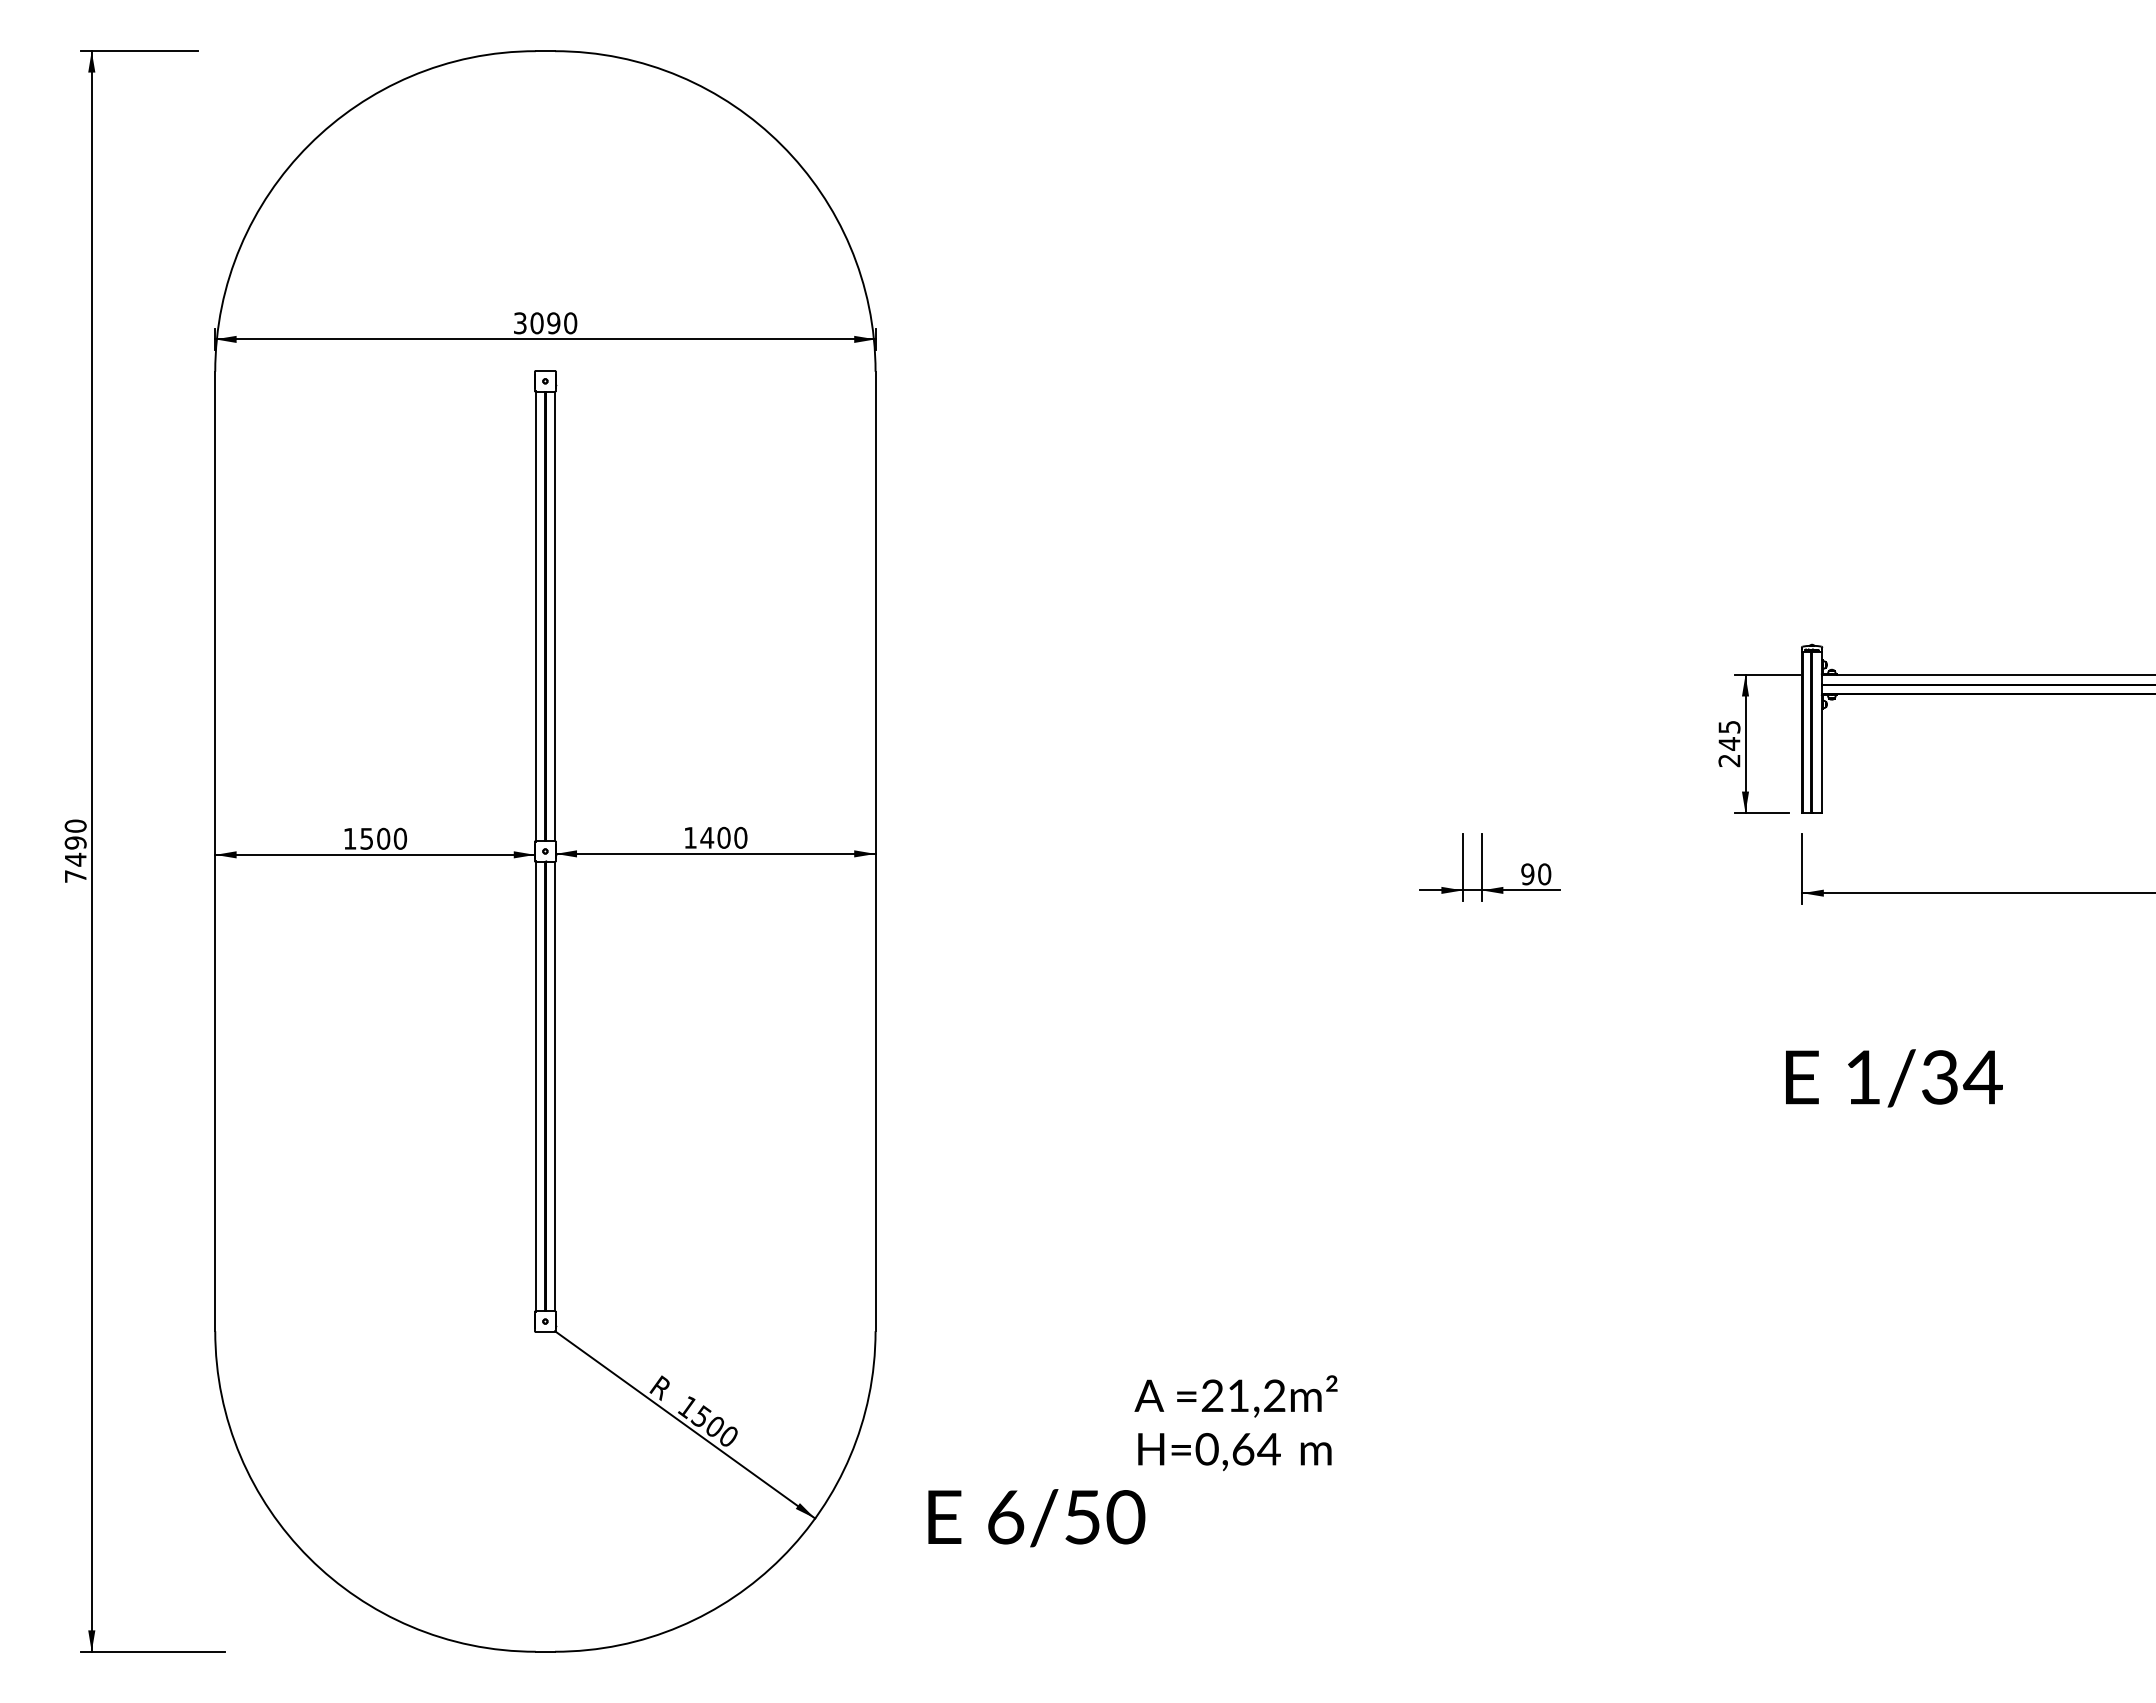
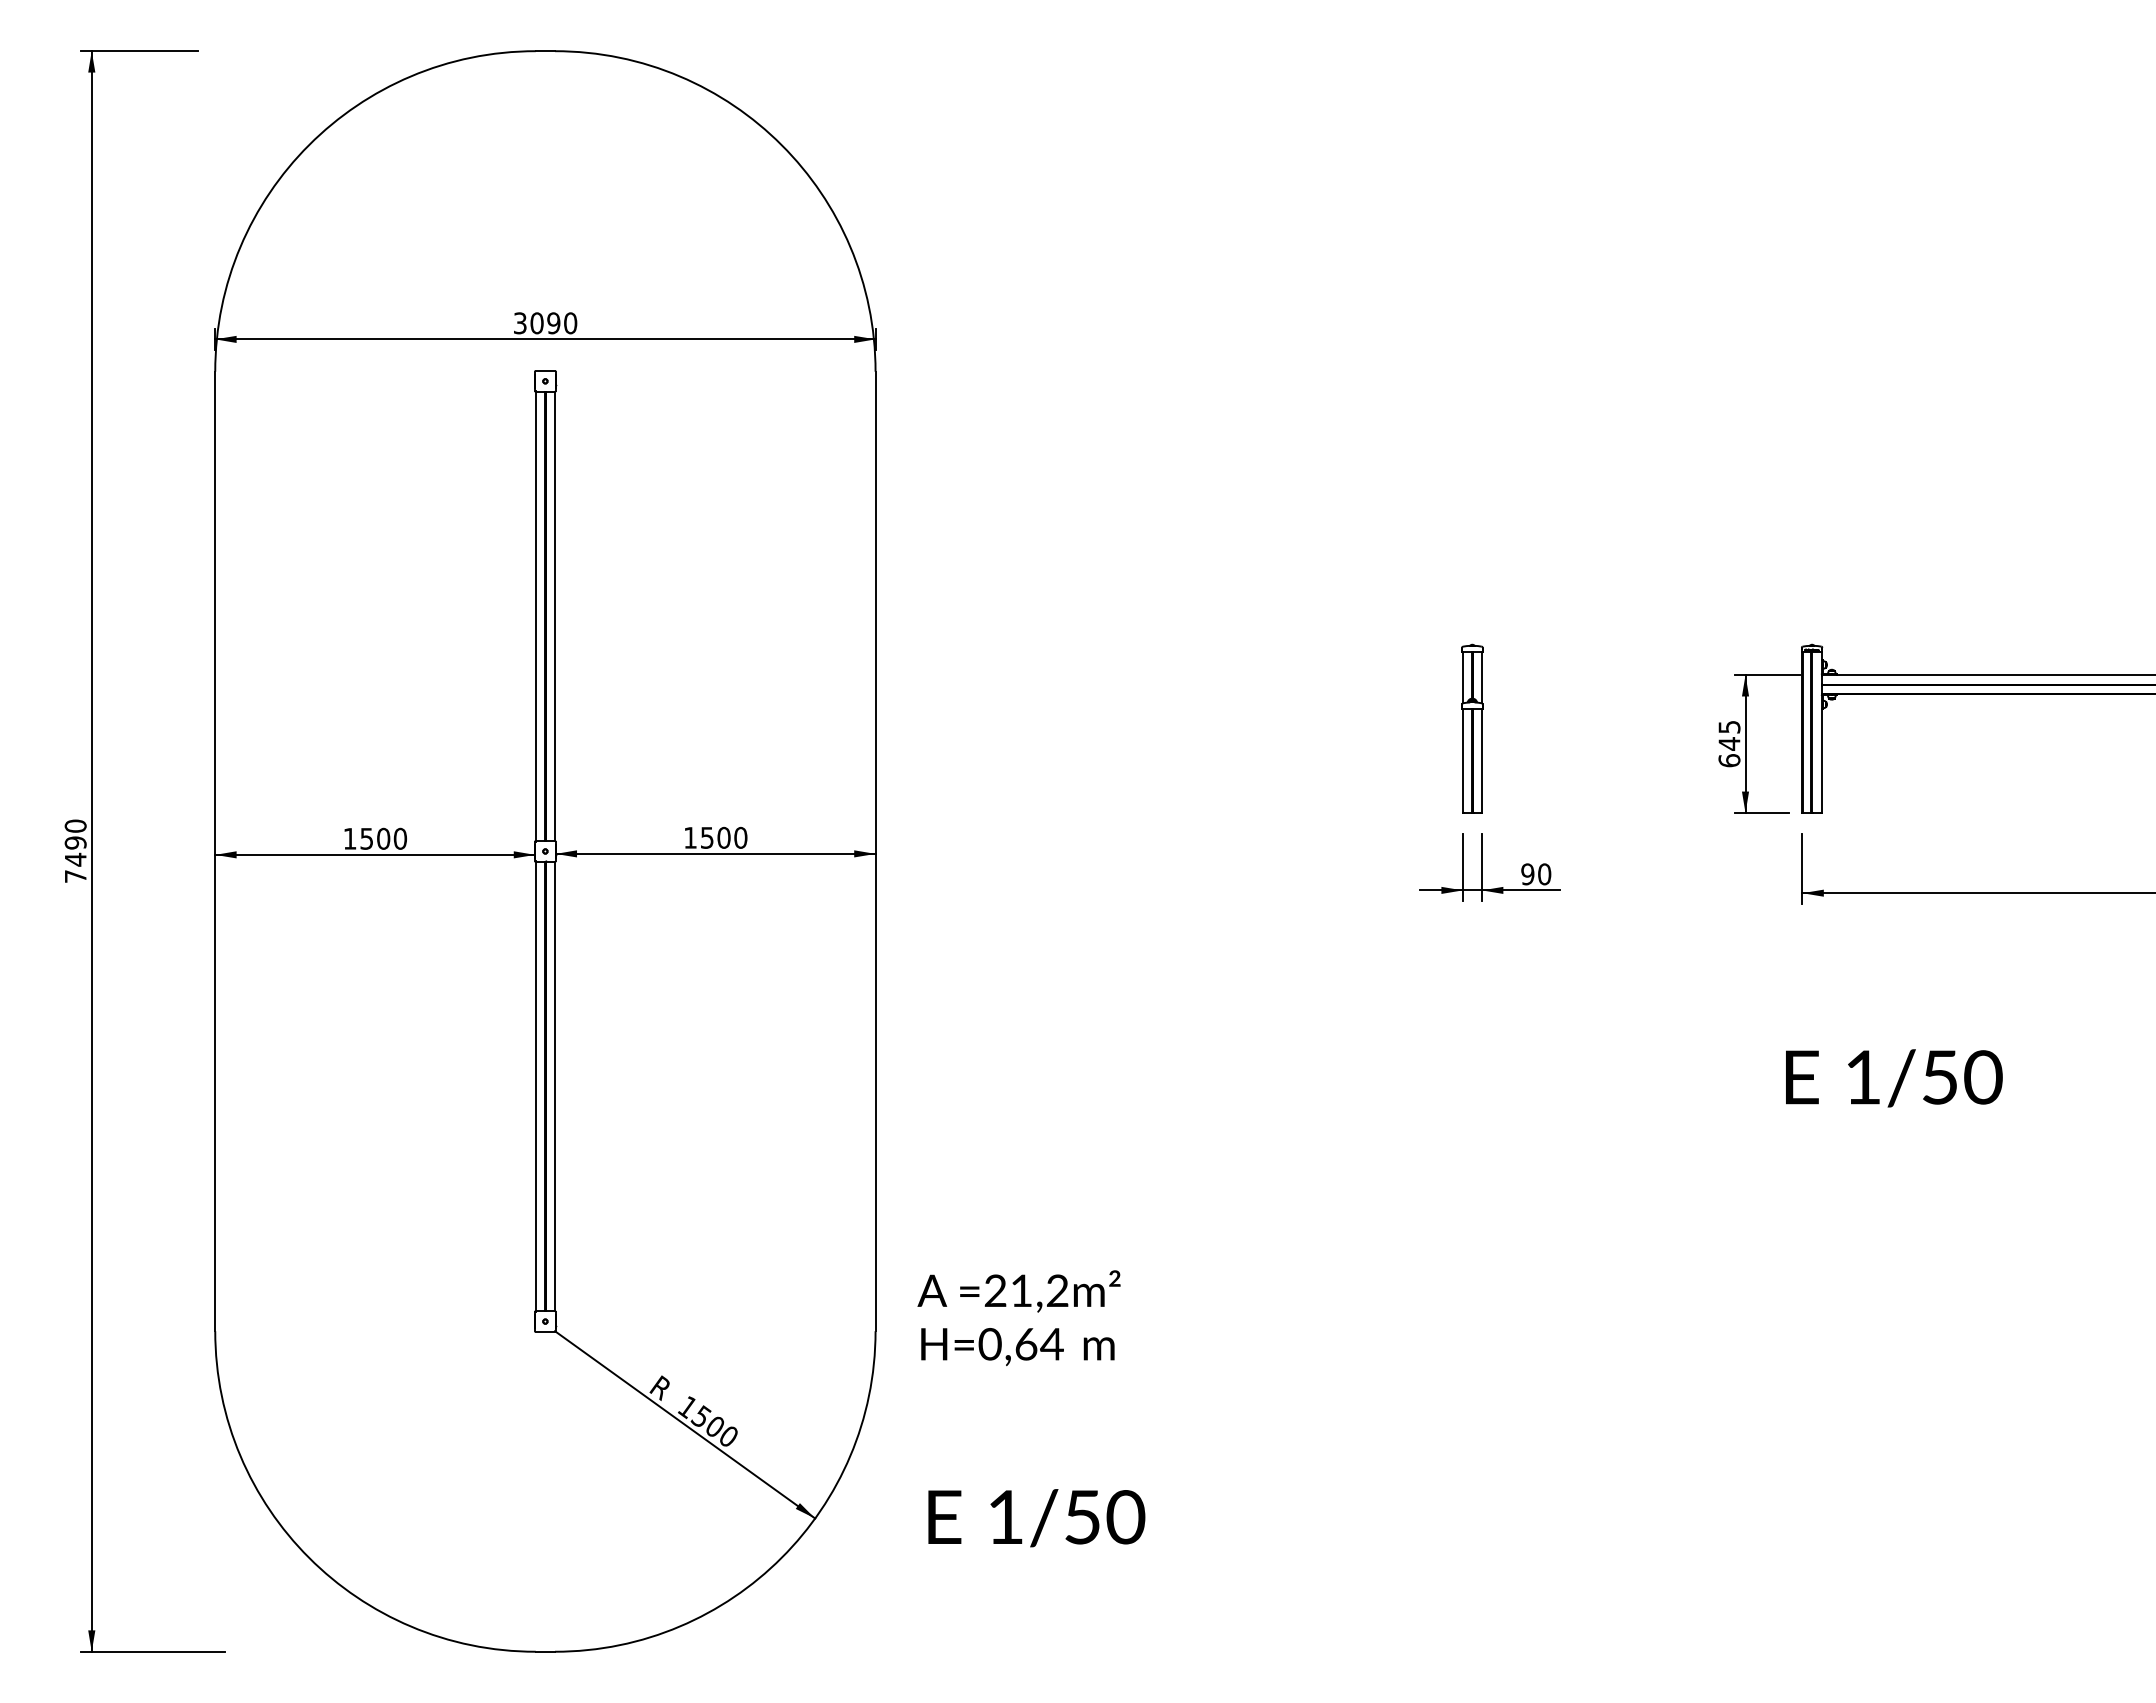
part: none -> present (1472, 728)
text: 245 -> 645 (1729, 760)
text: 1400 -> 1500 (707, 837)
text: 1/34 -> 1/50 (1962, 1077)
text position: (1235, 1423) -> (1018, 1318) (1018, 1318)
text: 6/50 -> 1/50 (1006, 1517)
